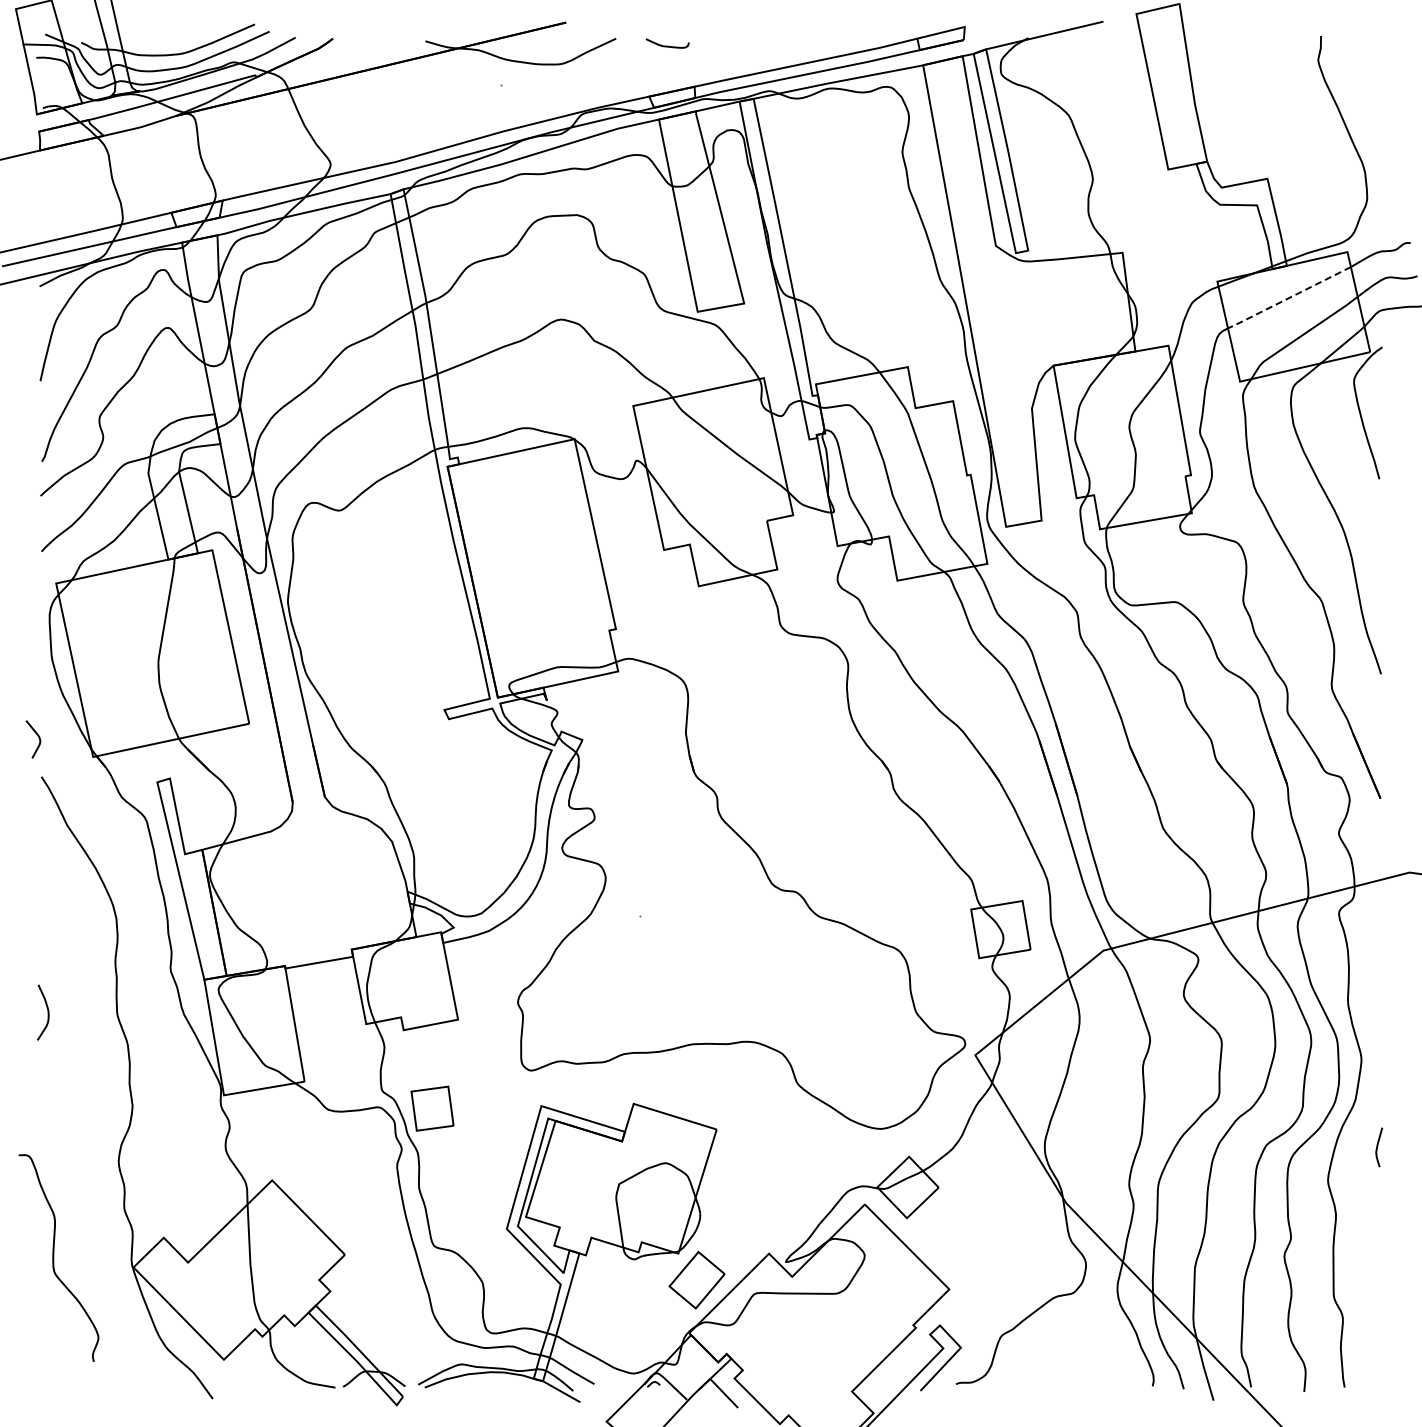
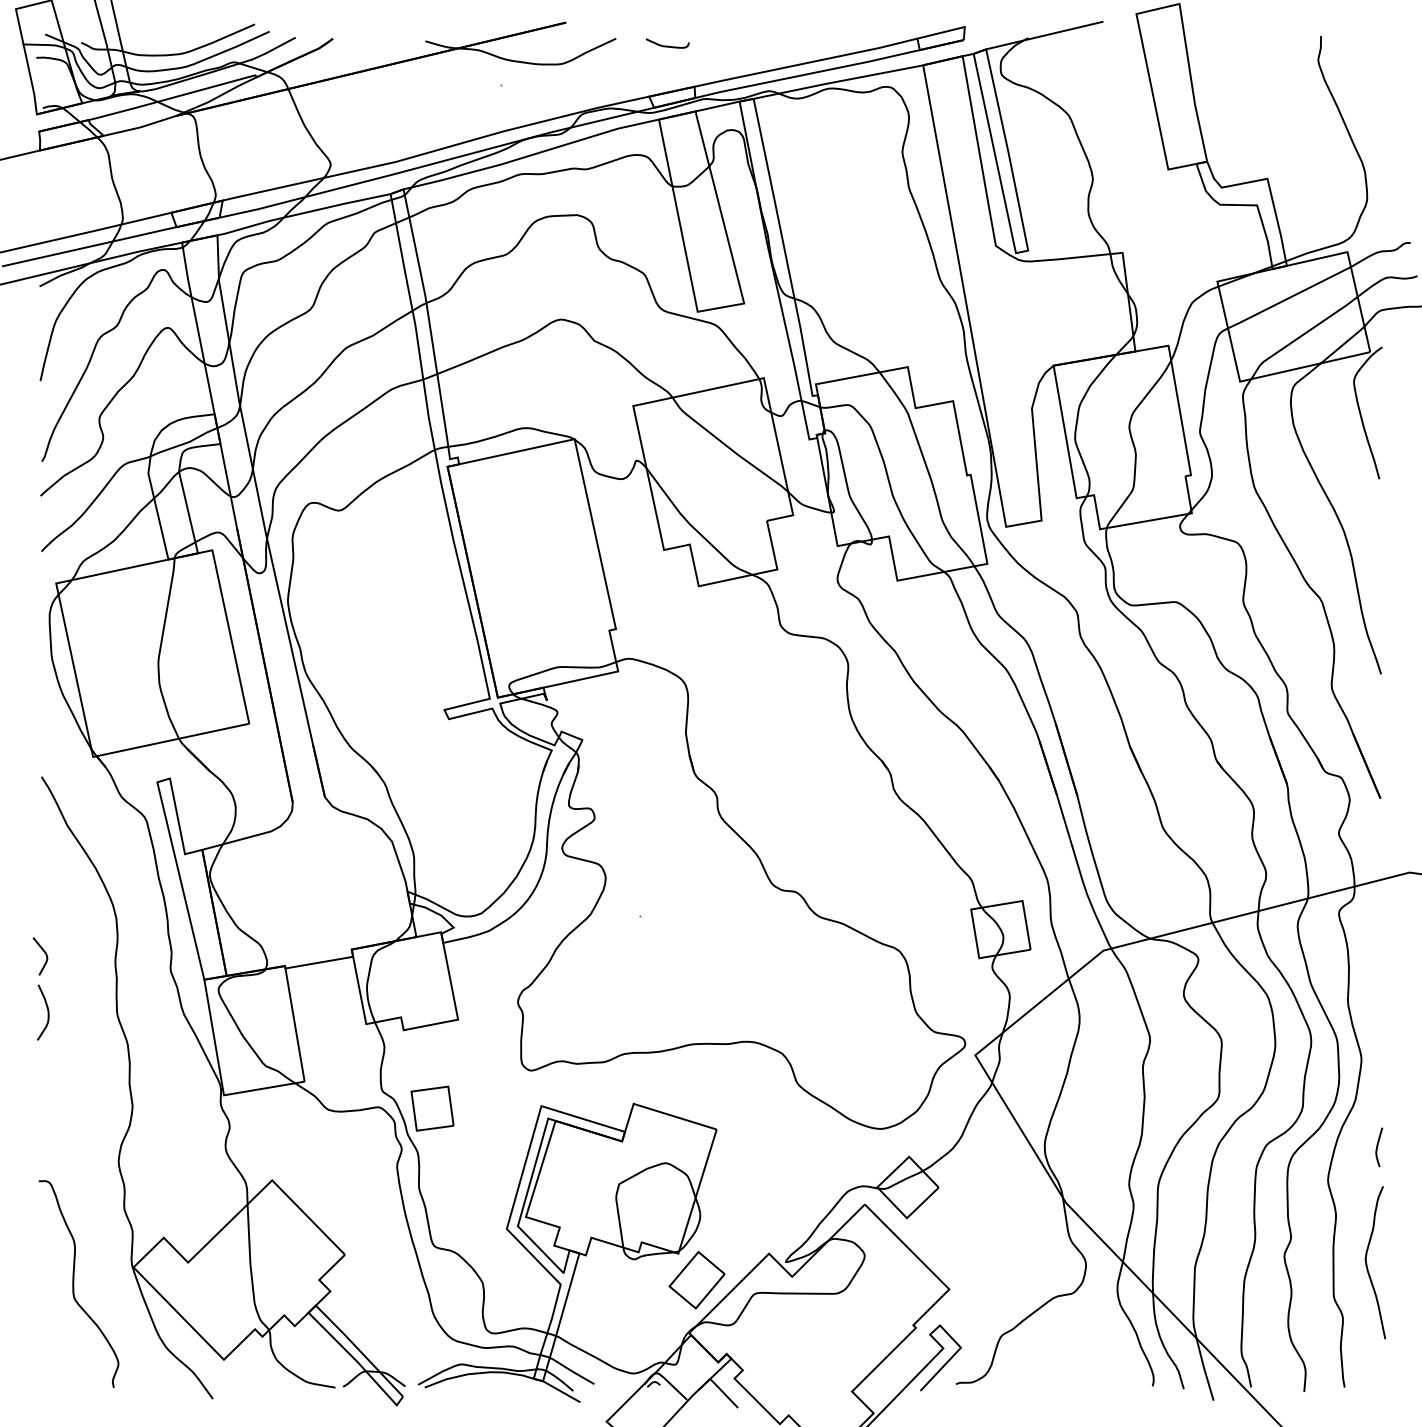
line: dashed -> solid (1288, 298)
curve position: (37, 736) -> (44, 953) (44, 953)
curve position: (54, 1257) -> (74, 1283) (74, 1283)
curve: none -> present (1367, 1263)
